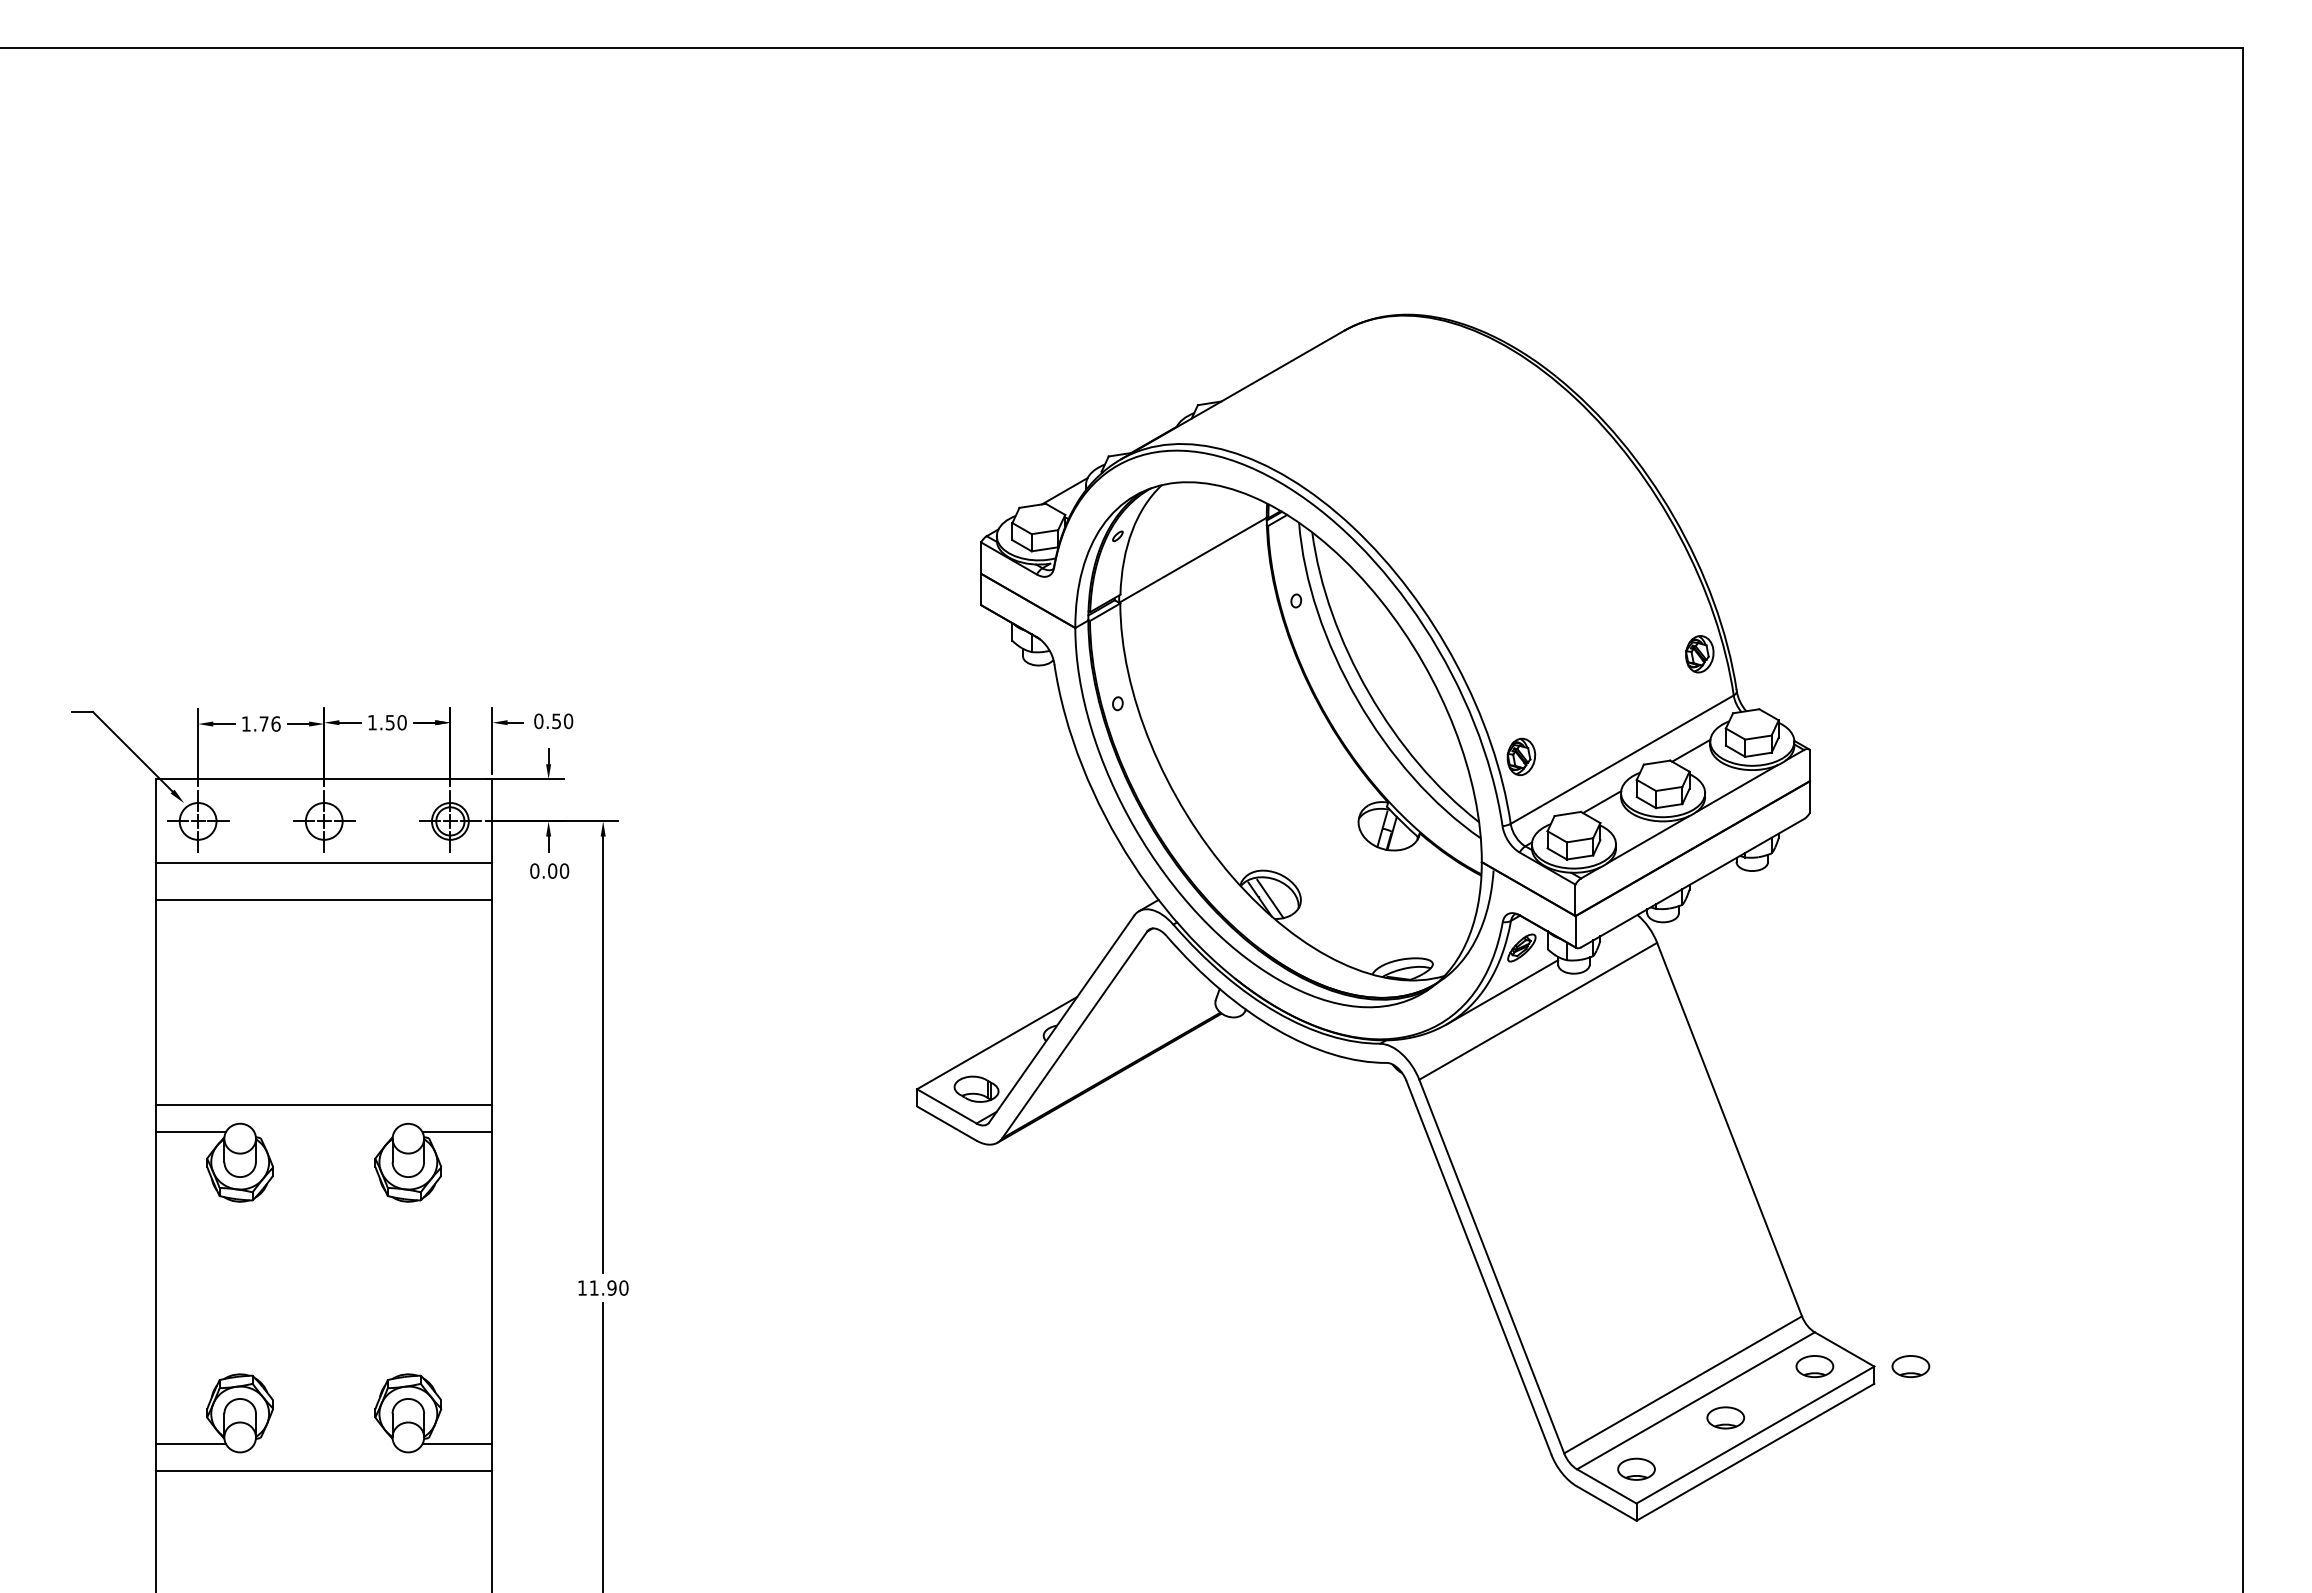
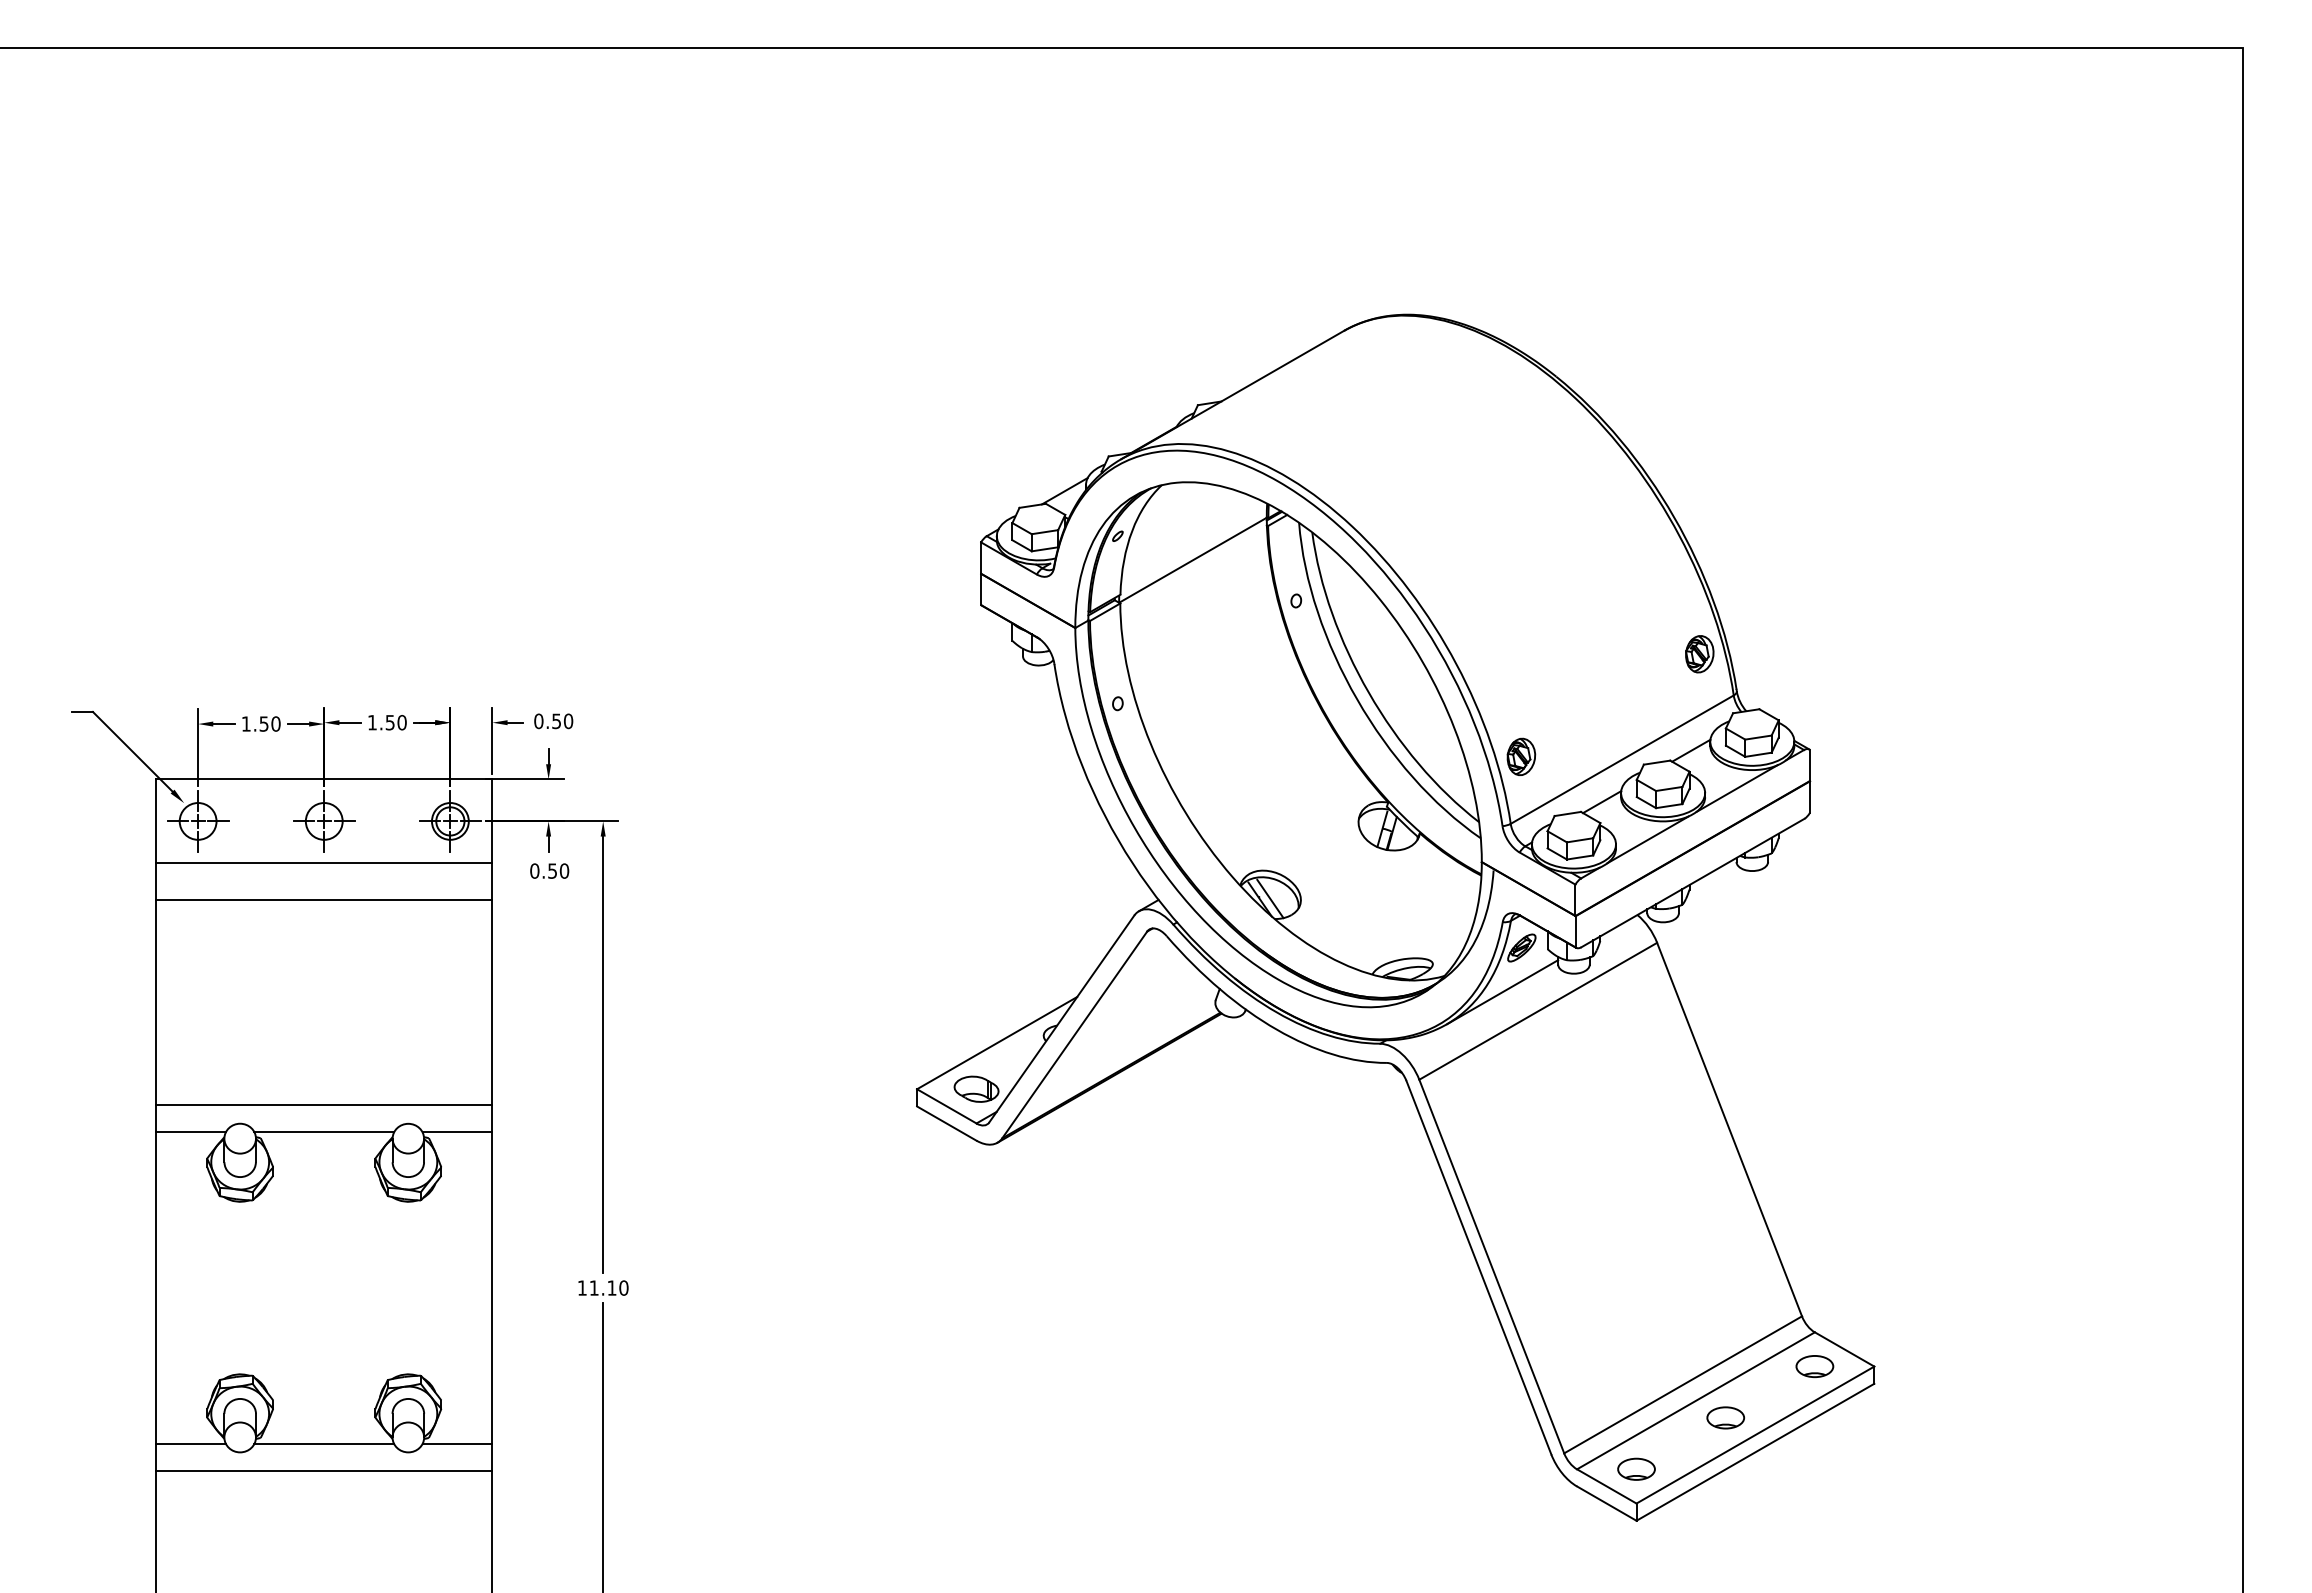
text: 1.76 -> 1.50 (269, 723)
text: 0.00 -> 0.50 (552, 870)
line: none -> present (324, 1132)
text: 11.90 -> 11.10 (611, 1287)
part: present -> none (1910, 1366)
line: none -> present (324, 1443)
